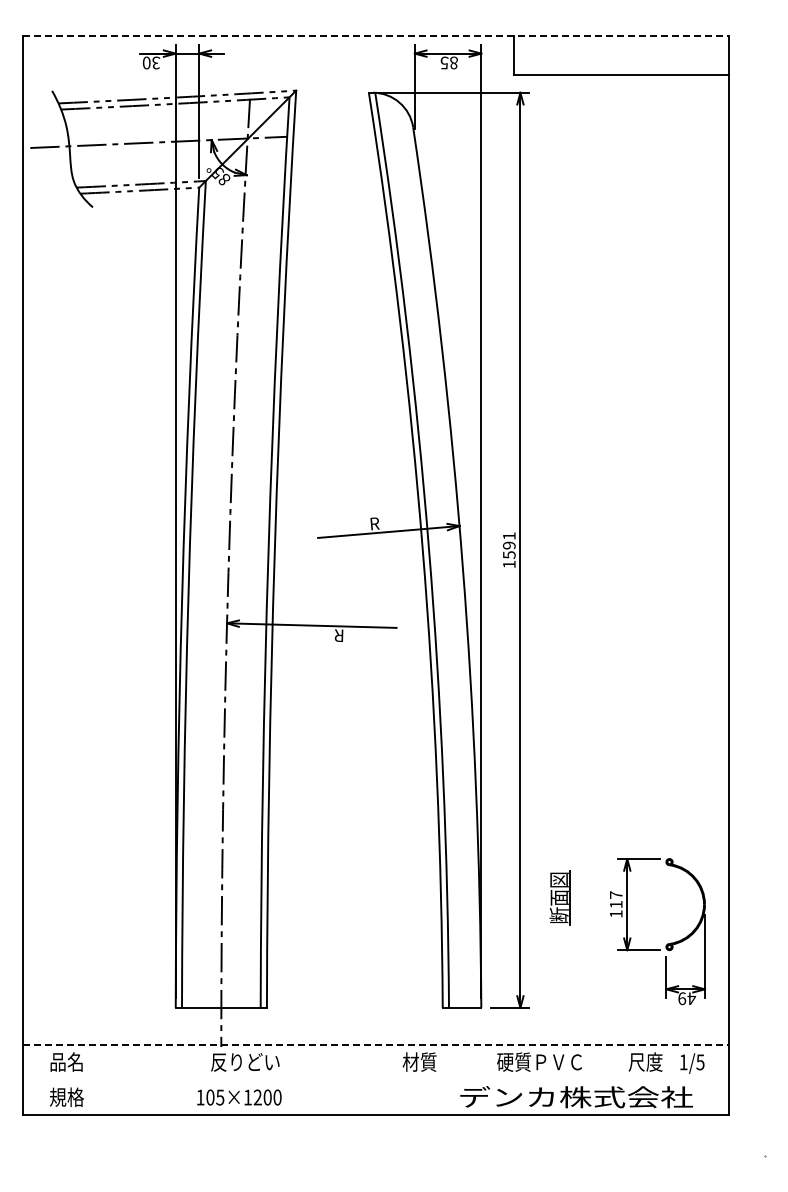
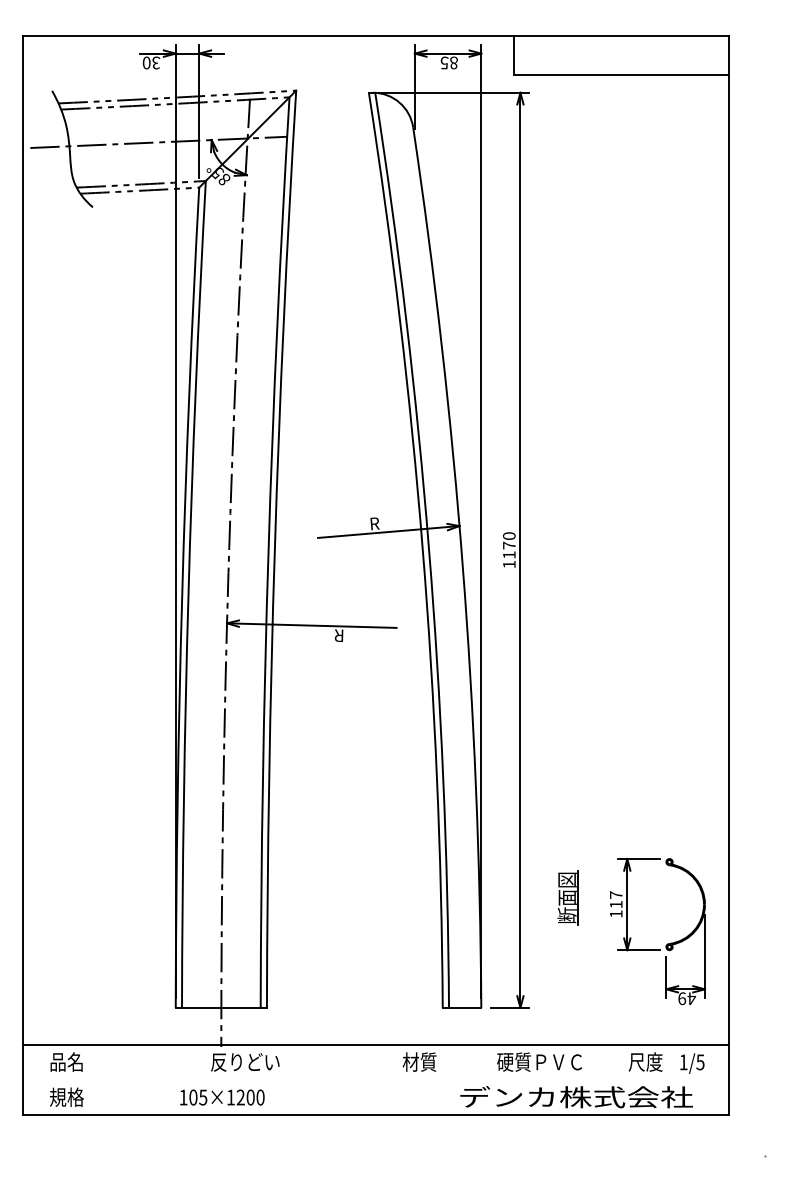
line: dashed -> solid (376, 35)
text: 1591 -> 1170 (509, 545)
part position: (559, 897) -> (567, 897) (567, 897)
line: dashed -> solid (376, 1044)
text position: (239, 1097) -> (222, 1097) (222, 1097)
